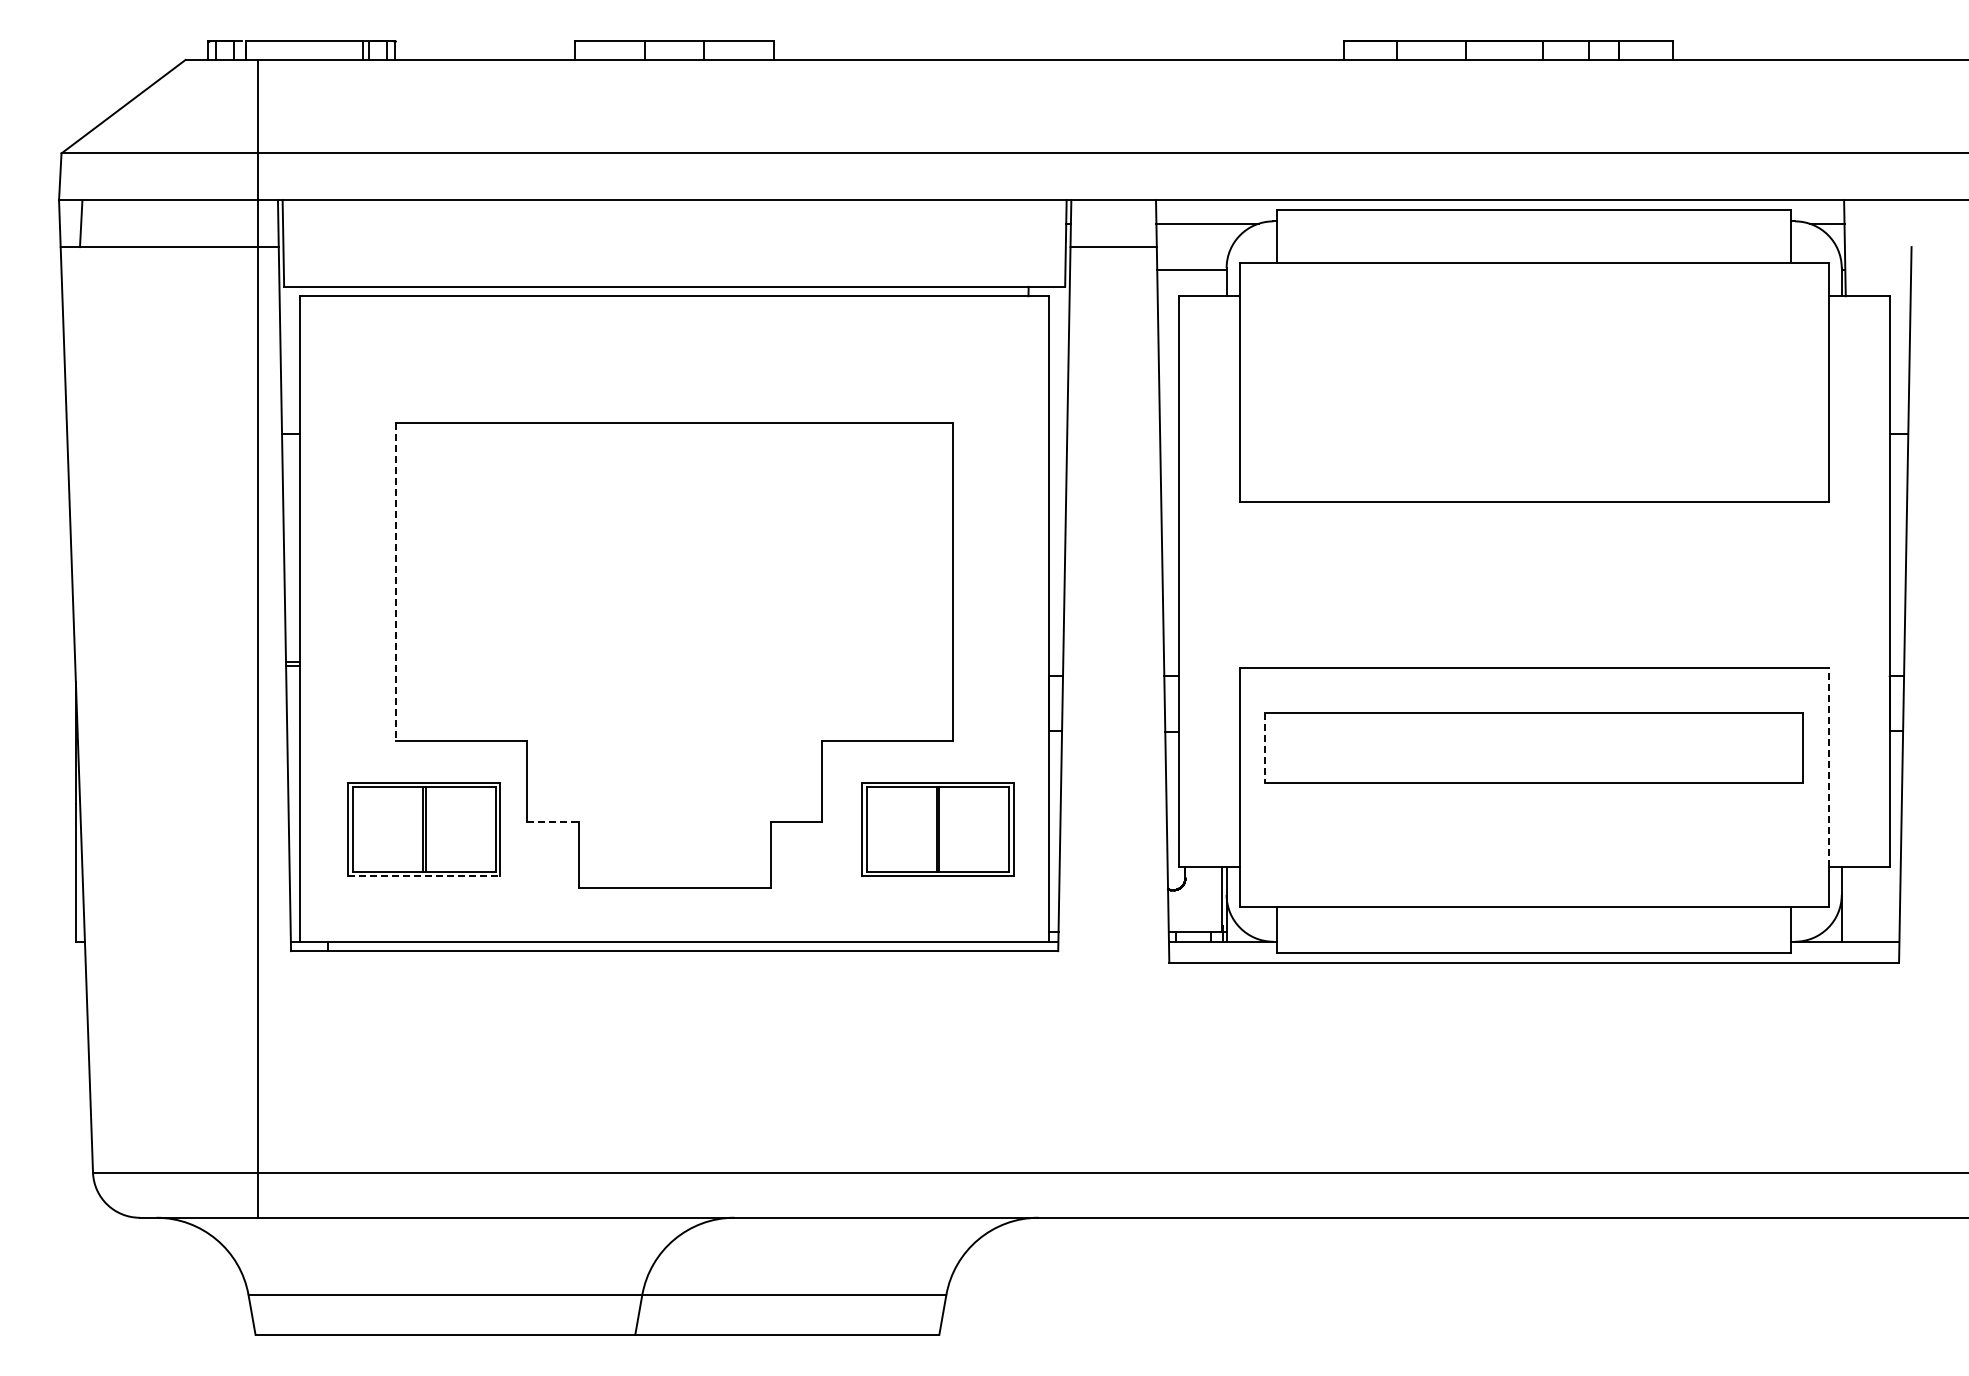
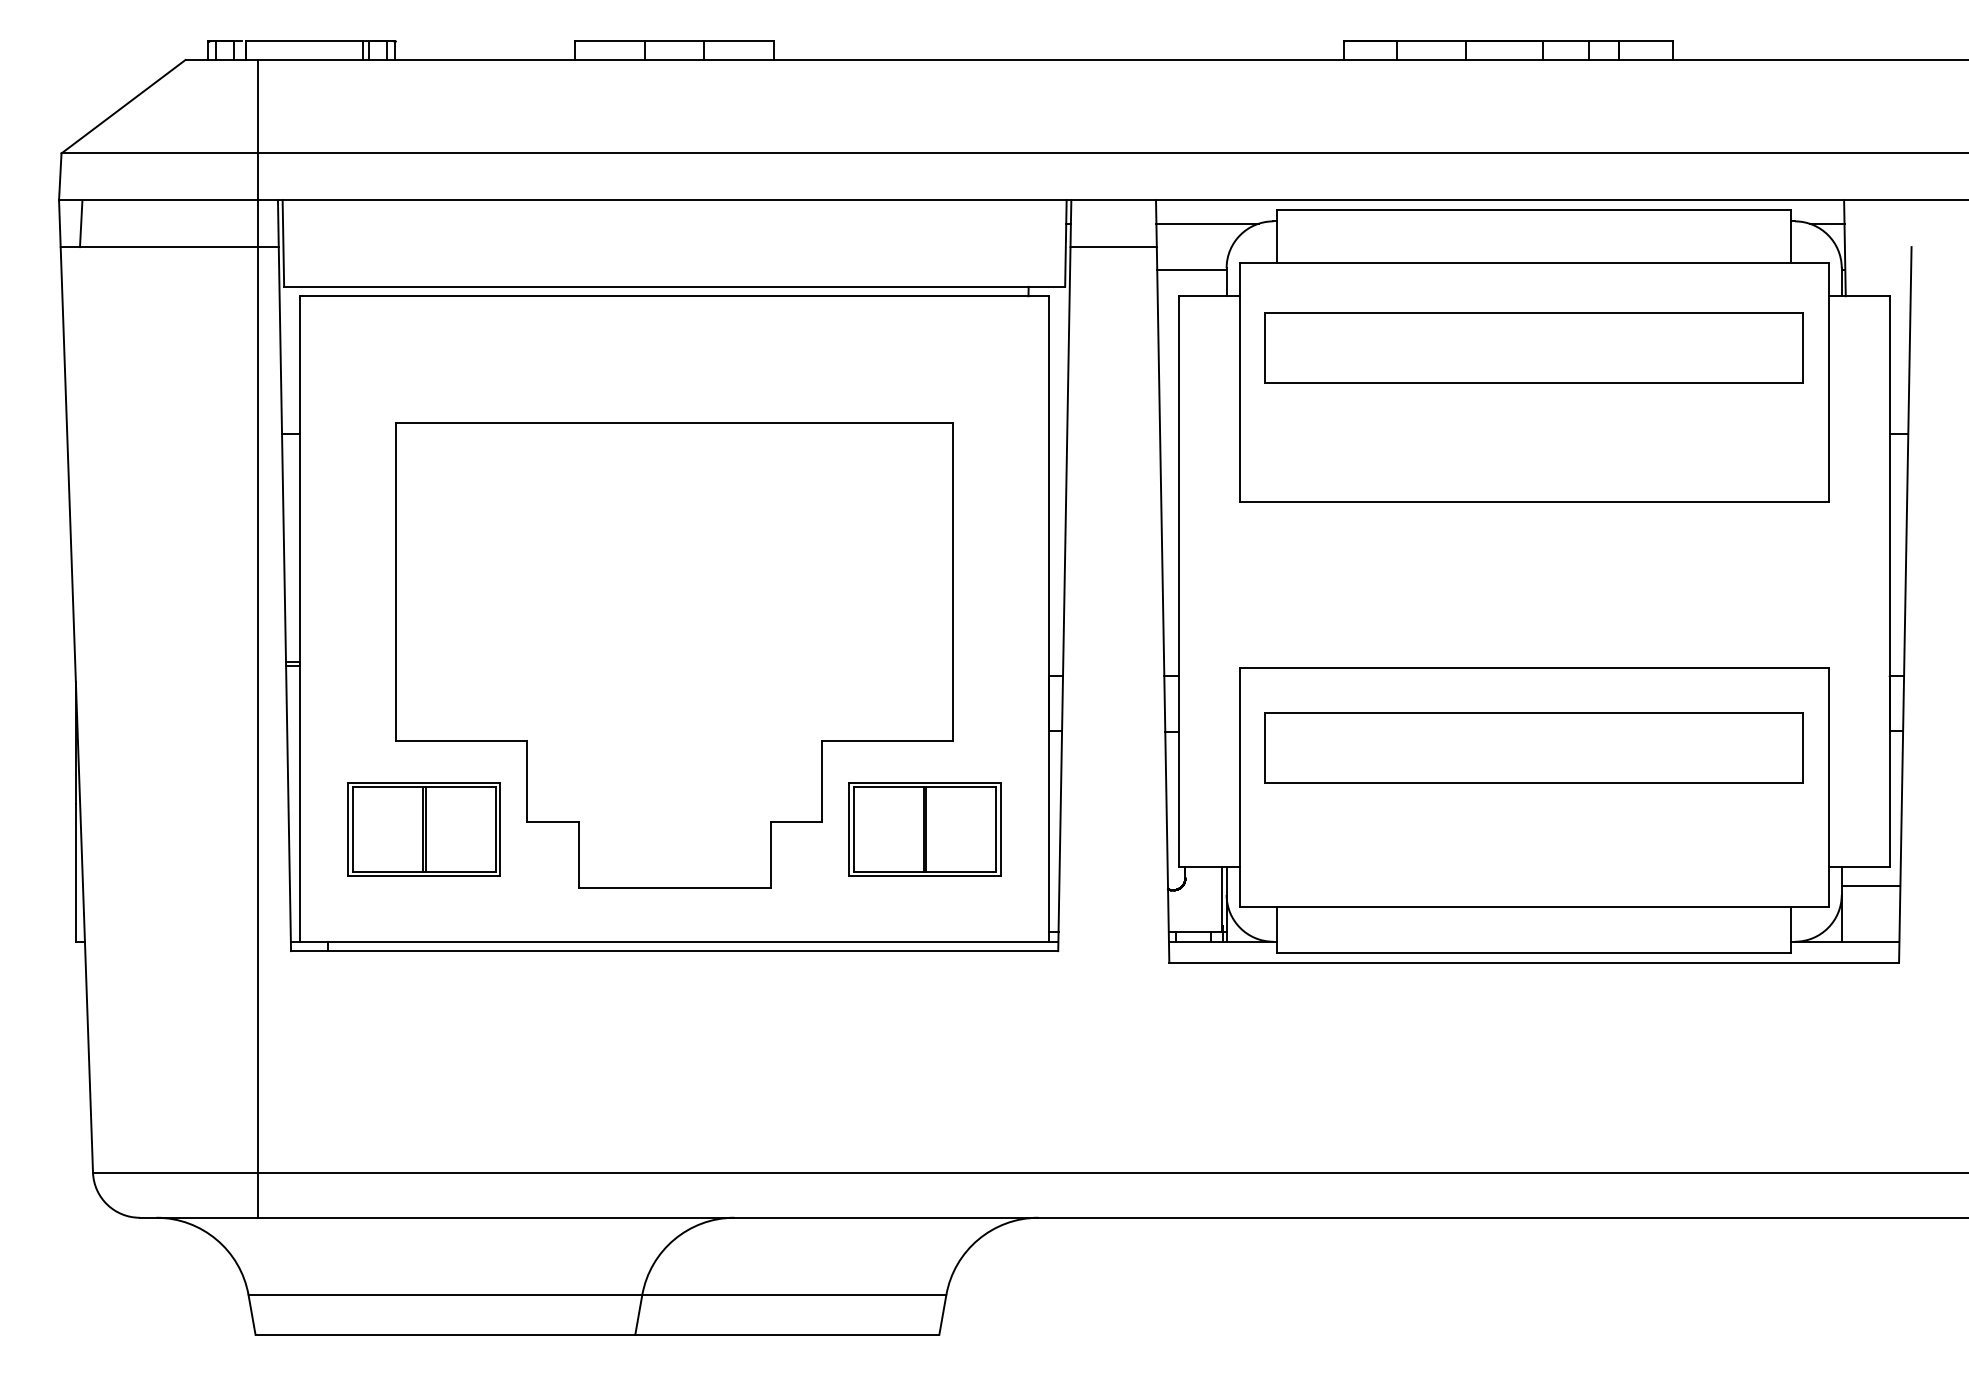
part: none -> present (1533, 347)
line: dashed -> solid (396, 582)
line: dashed -> solid (1265, 748)
line: dashed -> solid (1828, 767)
line: dashed -> solid (553, 822)
part position: (937, 829) -> (924, 829) (924, 829)
line: dashed -> solid (424, 876)
line: none -> present (1870, 885)
